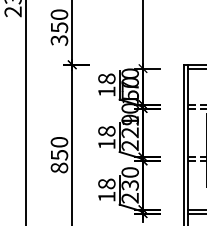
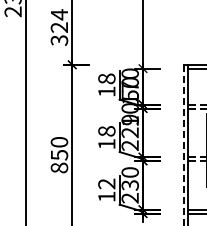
text: 350 -> 324 (59, 20)
line: solid -> dashed (183, 145)
text: 18 -> 12 (106, 183)
